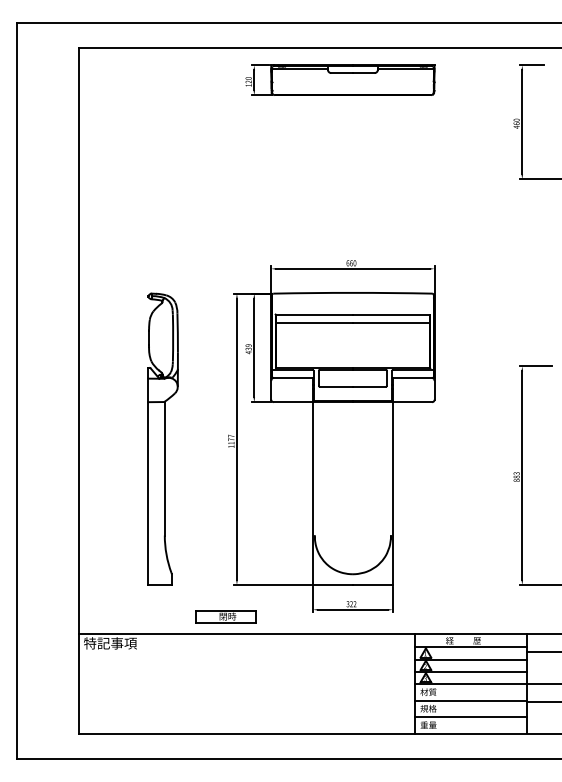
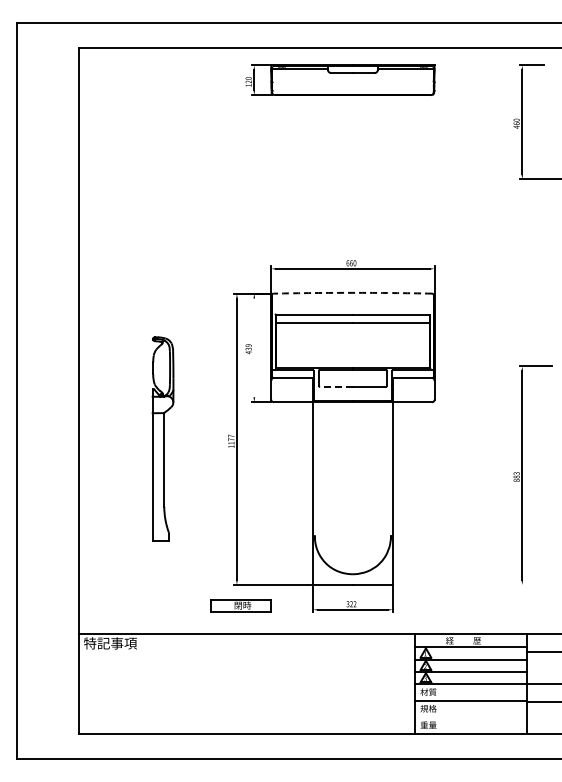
arc: solid -> dashed (352, 292)
line: present -> none (254, 347)
line: solid -> dashed (336, 386)
part size: 32x294 px -> 24x206 px (162, 438)
line: present -> none (538, 584)
part position: (225, 616) -> (240, 605) (240, 605)
line: present -> none (470, 717)
